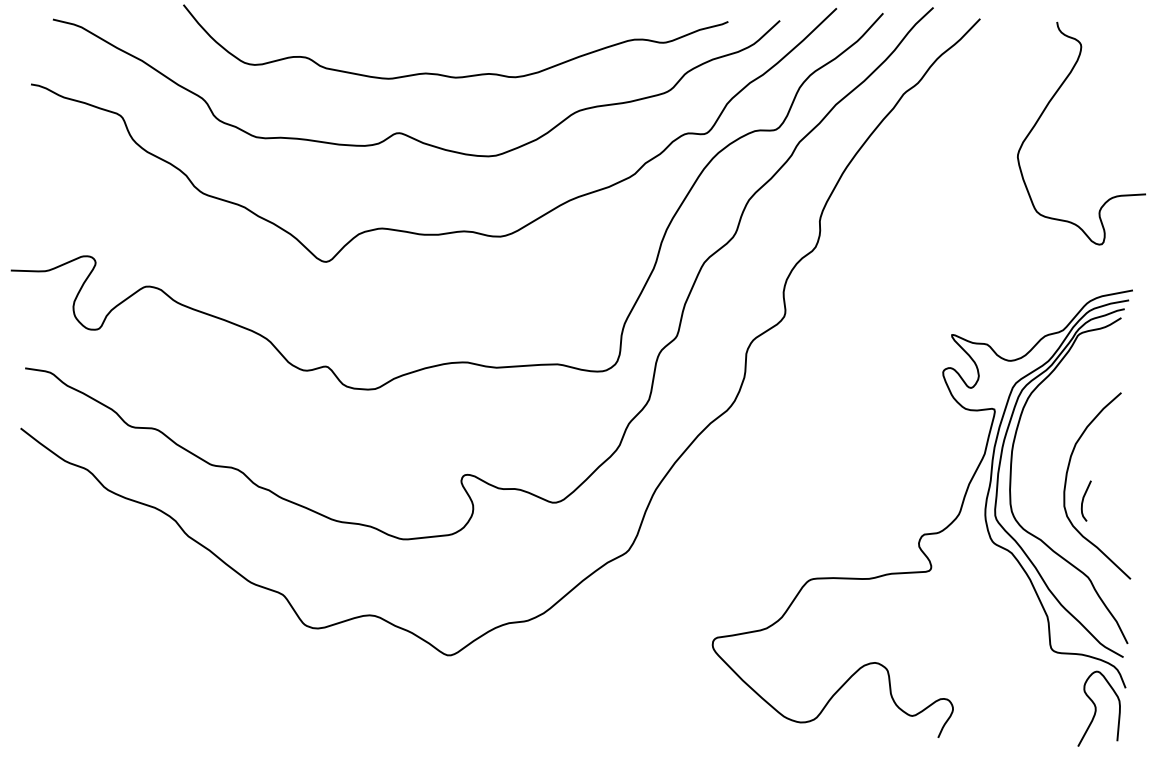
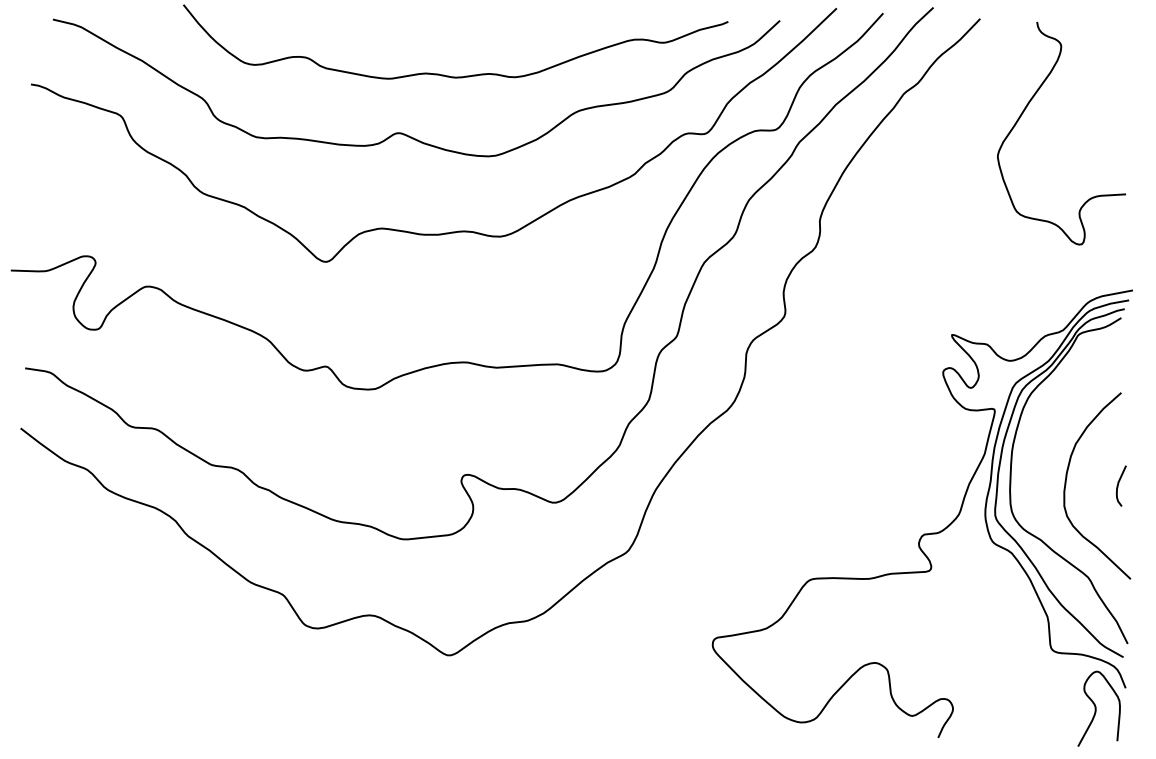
curve position: (1045, 110) -> (1025, 110) (1025, 110)
curve position: (1083, 500) -> (1118, 485) (1118, 485)
